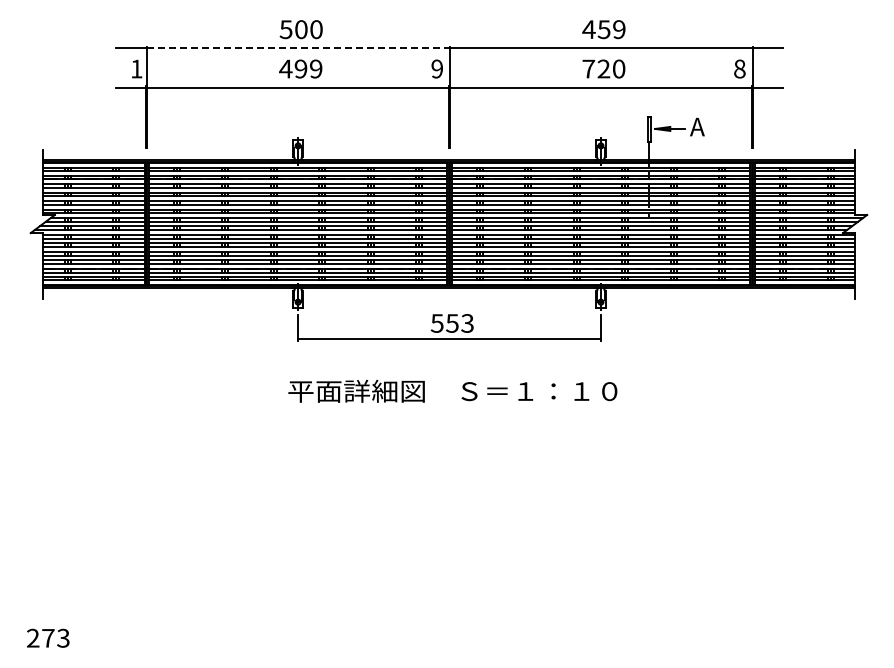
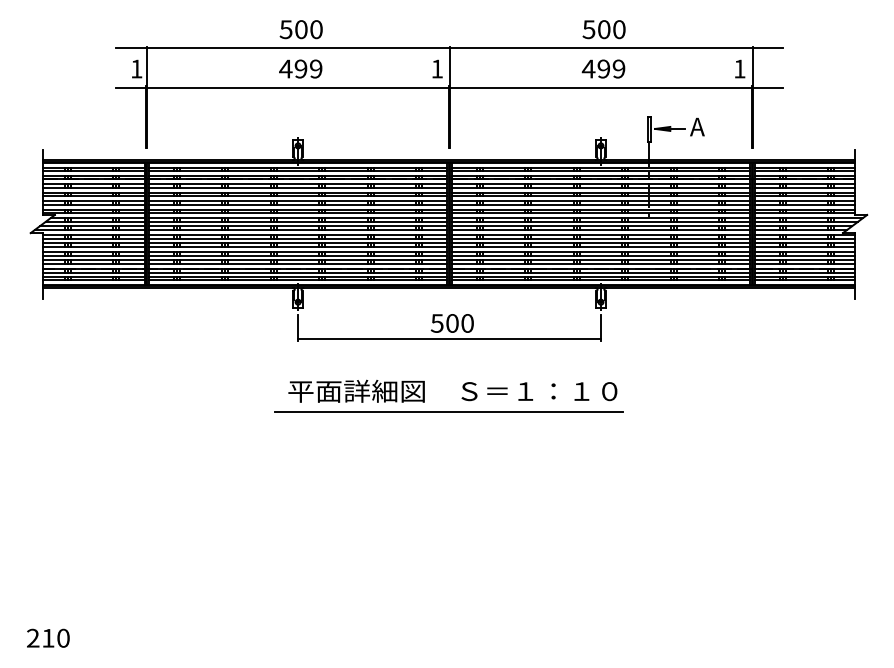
text: 459 -> 500 (603, 29)
line: dashed -> solid (298, 48)
text: 9 -> 1 (436, 68)
text: 720 -> 499 (603, 68)
text: 8 -> 1 (739, 68)
text: 553 -> 500 (459, 323)
line: none -> present (448, 411)
text: 273 -> 210 (55, 638)
